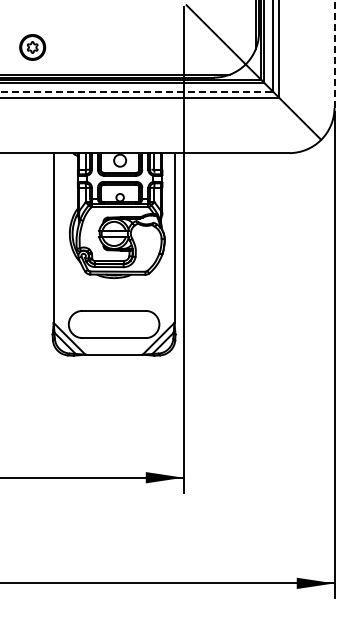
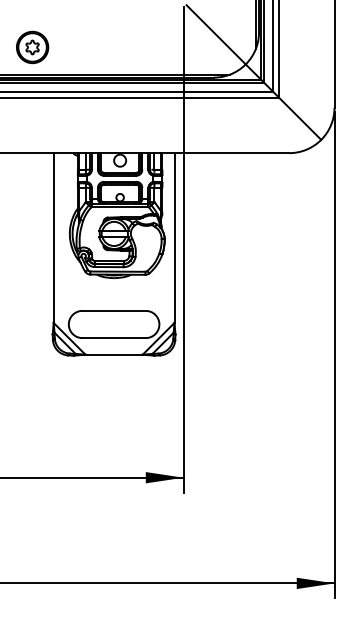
part size: 28x27 px -> 34x35 px (32, 47)
line: dashed -> solid (334, 53)
line: dashed -> solid (137, 91)
